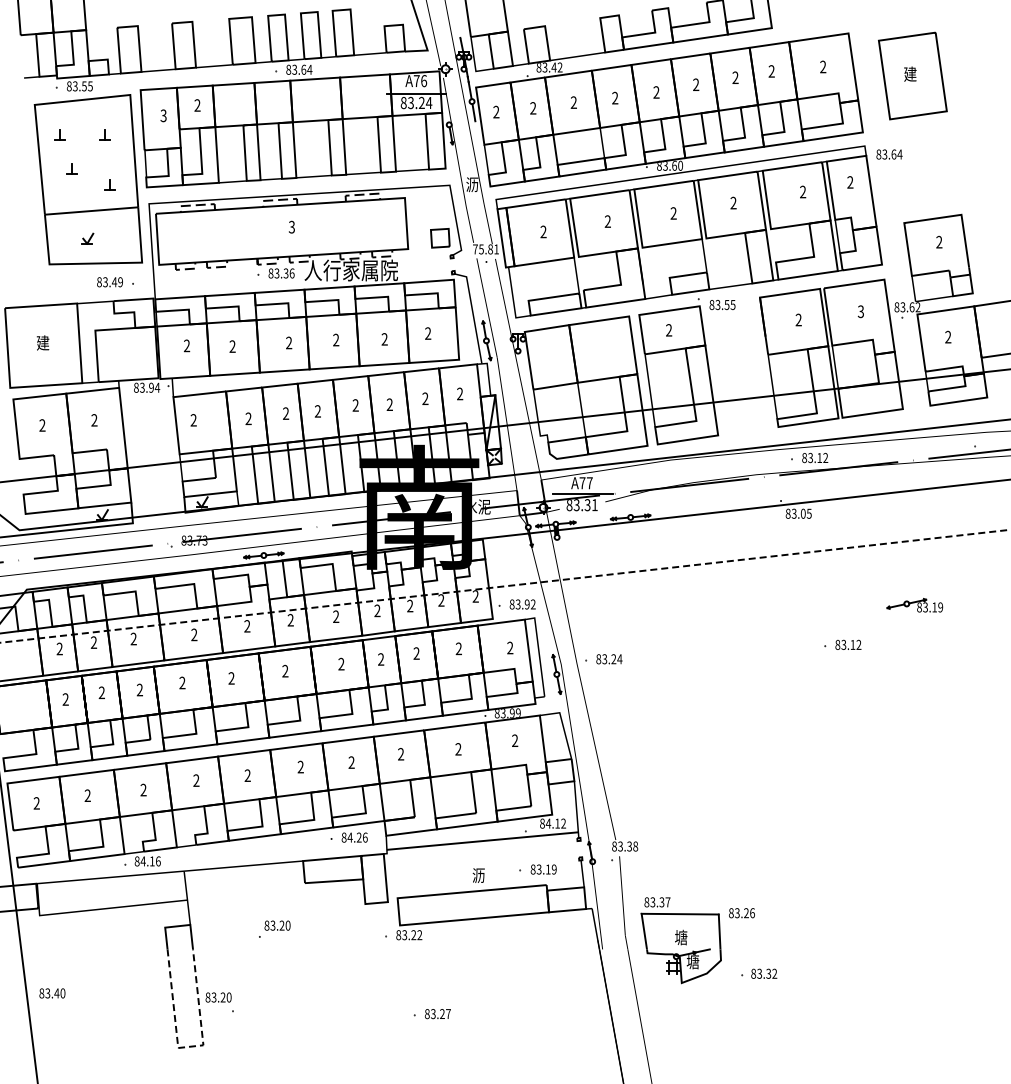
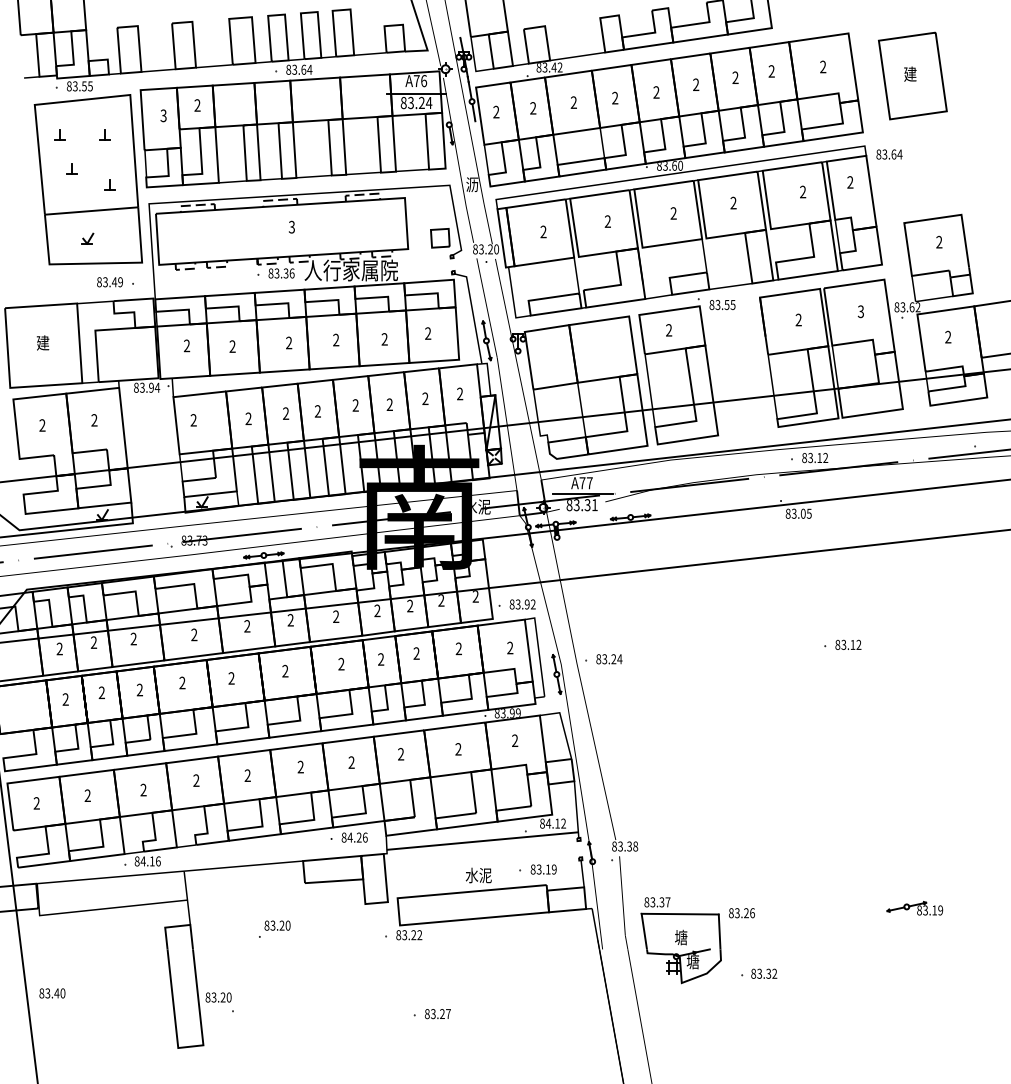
text: 75.81 -> 83.20 (486, 249)
line: dashed -> solid (506, 586)
part position: (914, 605) -> (914, 908) (914, 908)
text: 沥 -> 水泥 (478, 875)
line: dashed -> solid (189, 1046)
